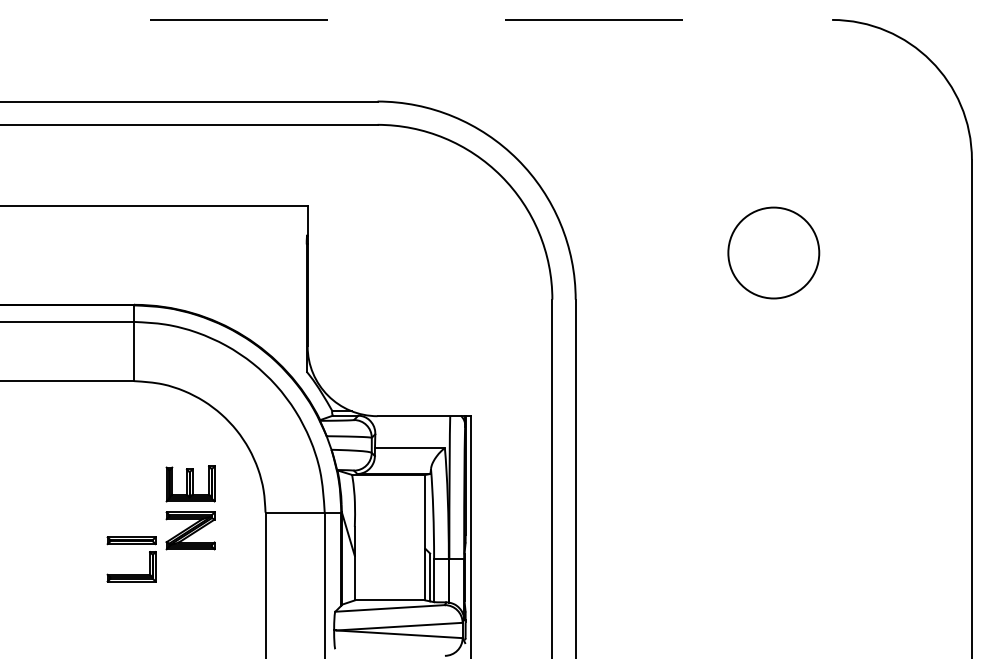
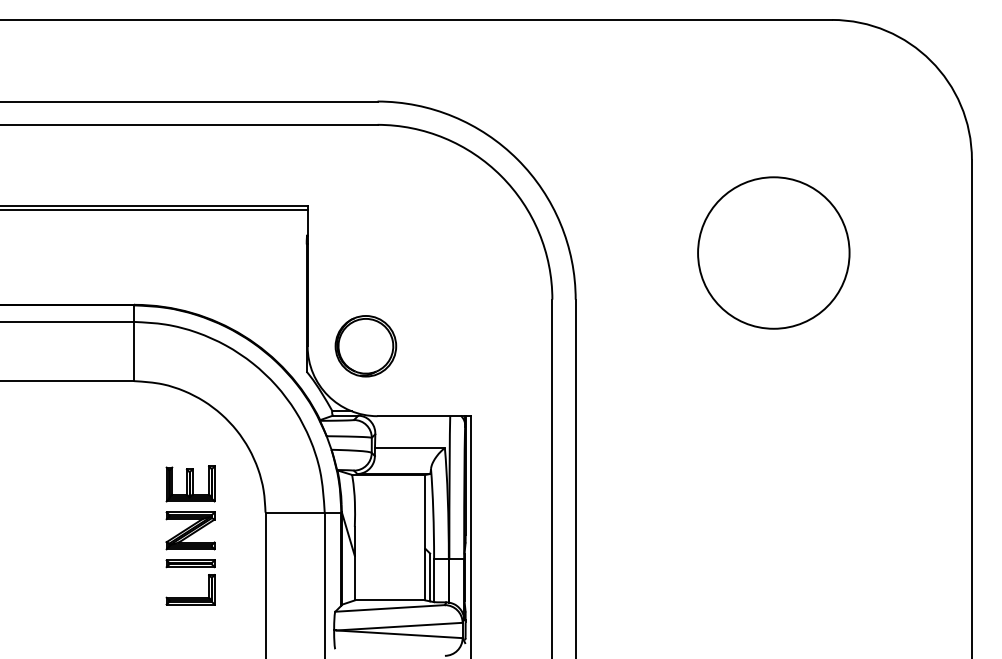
line: dashed -> solid (416, 19)
line: none -> present (154, 210)
circle diameter: 91 px -> 152 px (773, 252)
part: none -> present (365, 346)
part position: (131, 544) -> (190, 567) (190, 567)
